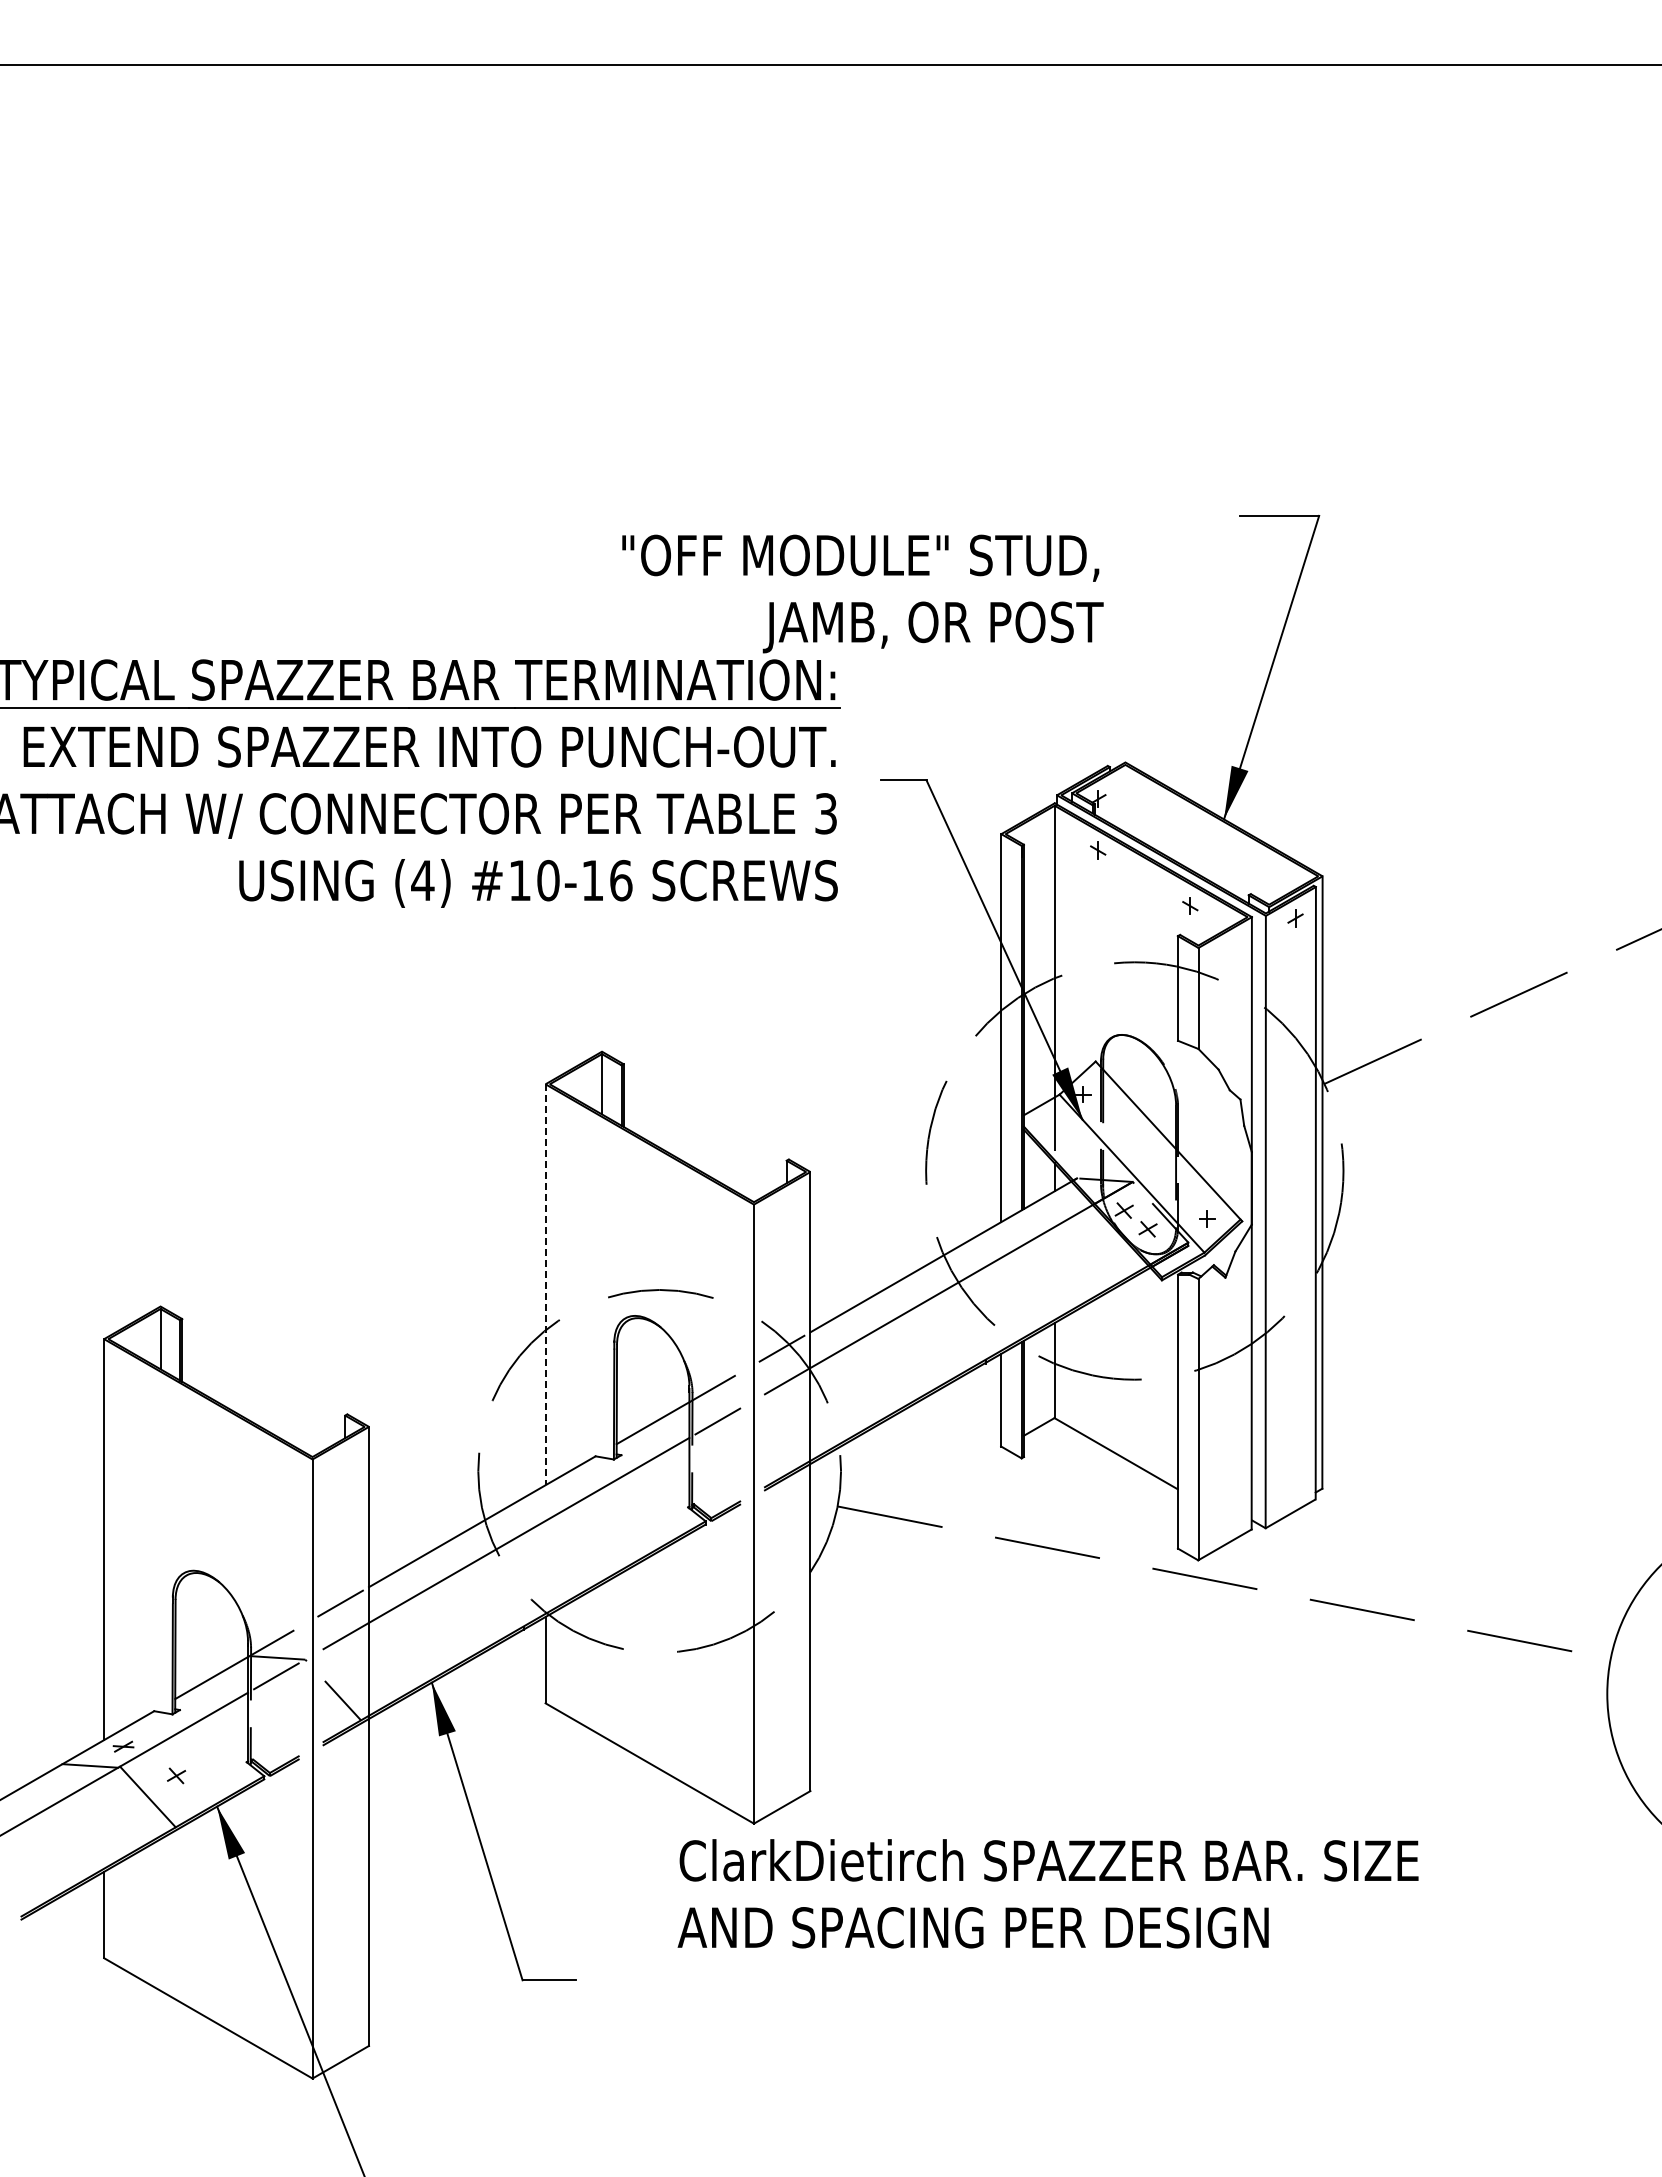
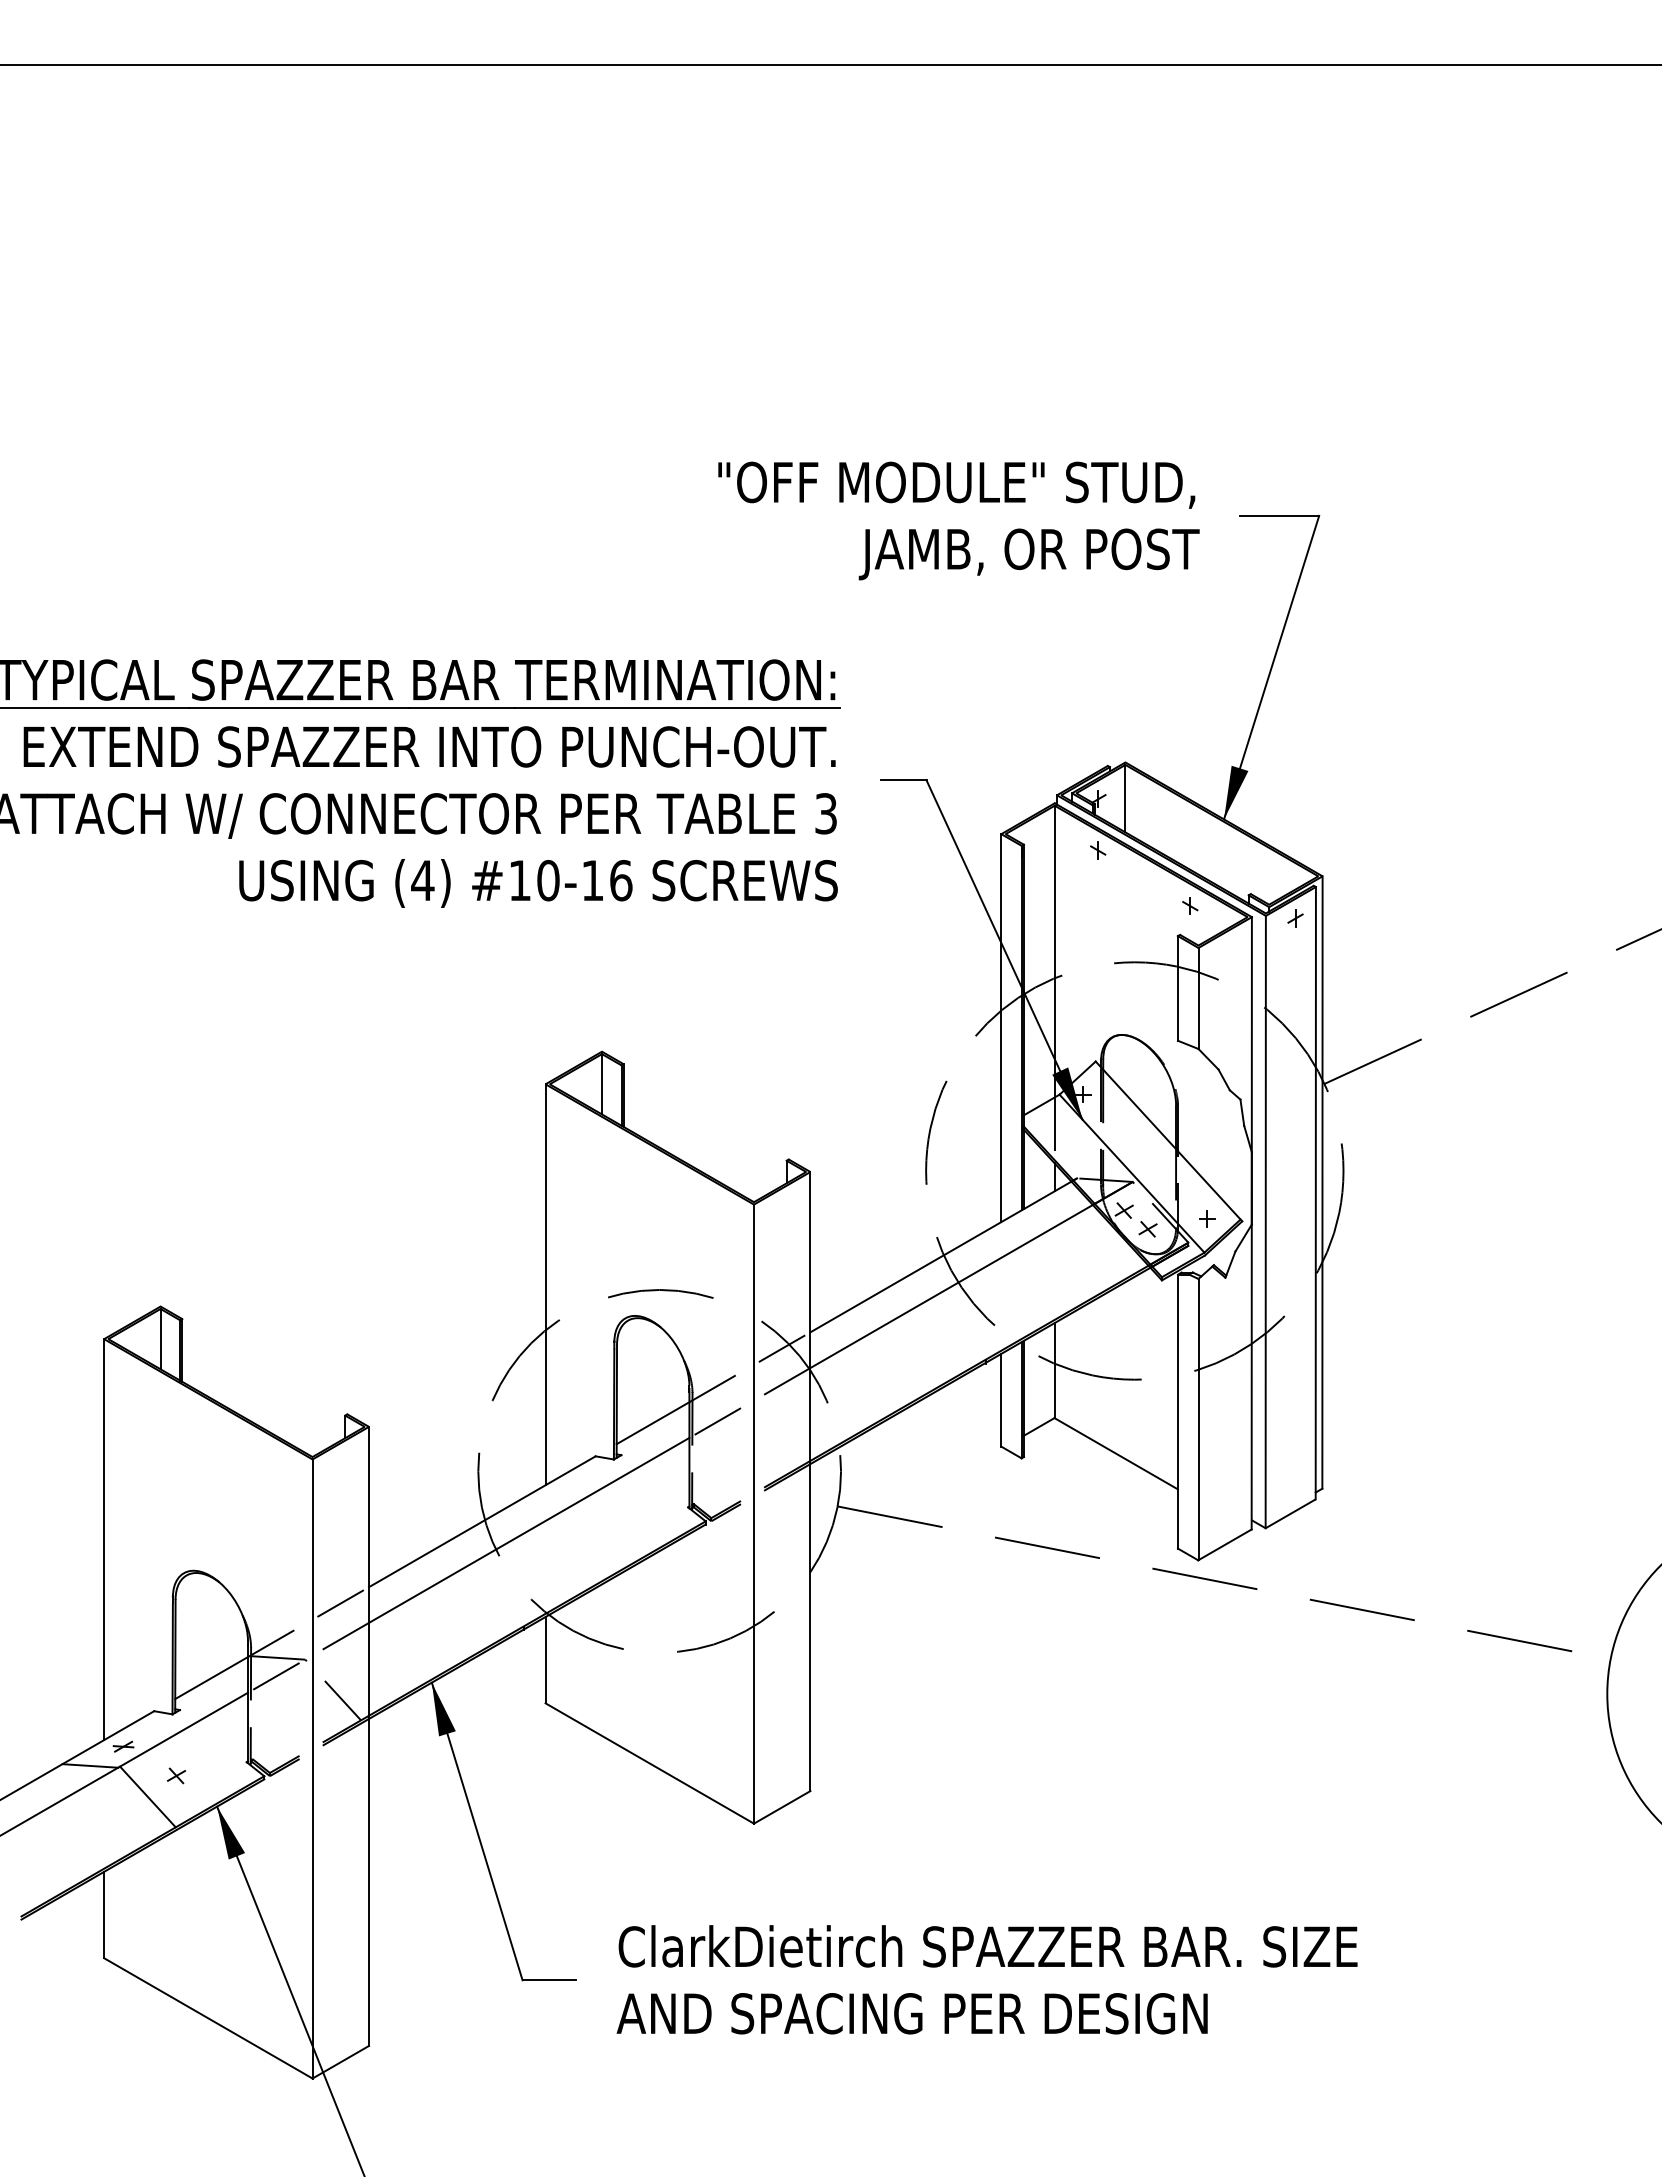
text position: (862, 593) -> (958, 520) (958, 520)
line: none -> present (1125, 798)
line: dashed -> solid (545, 1285)
text position: (1047, 1893) -> (986, 1979) (986, 1979)
